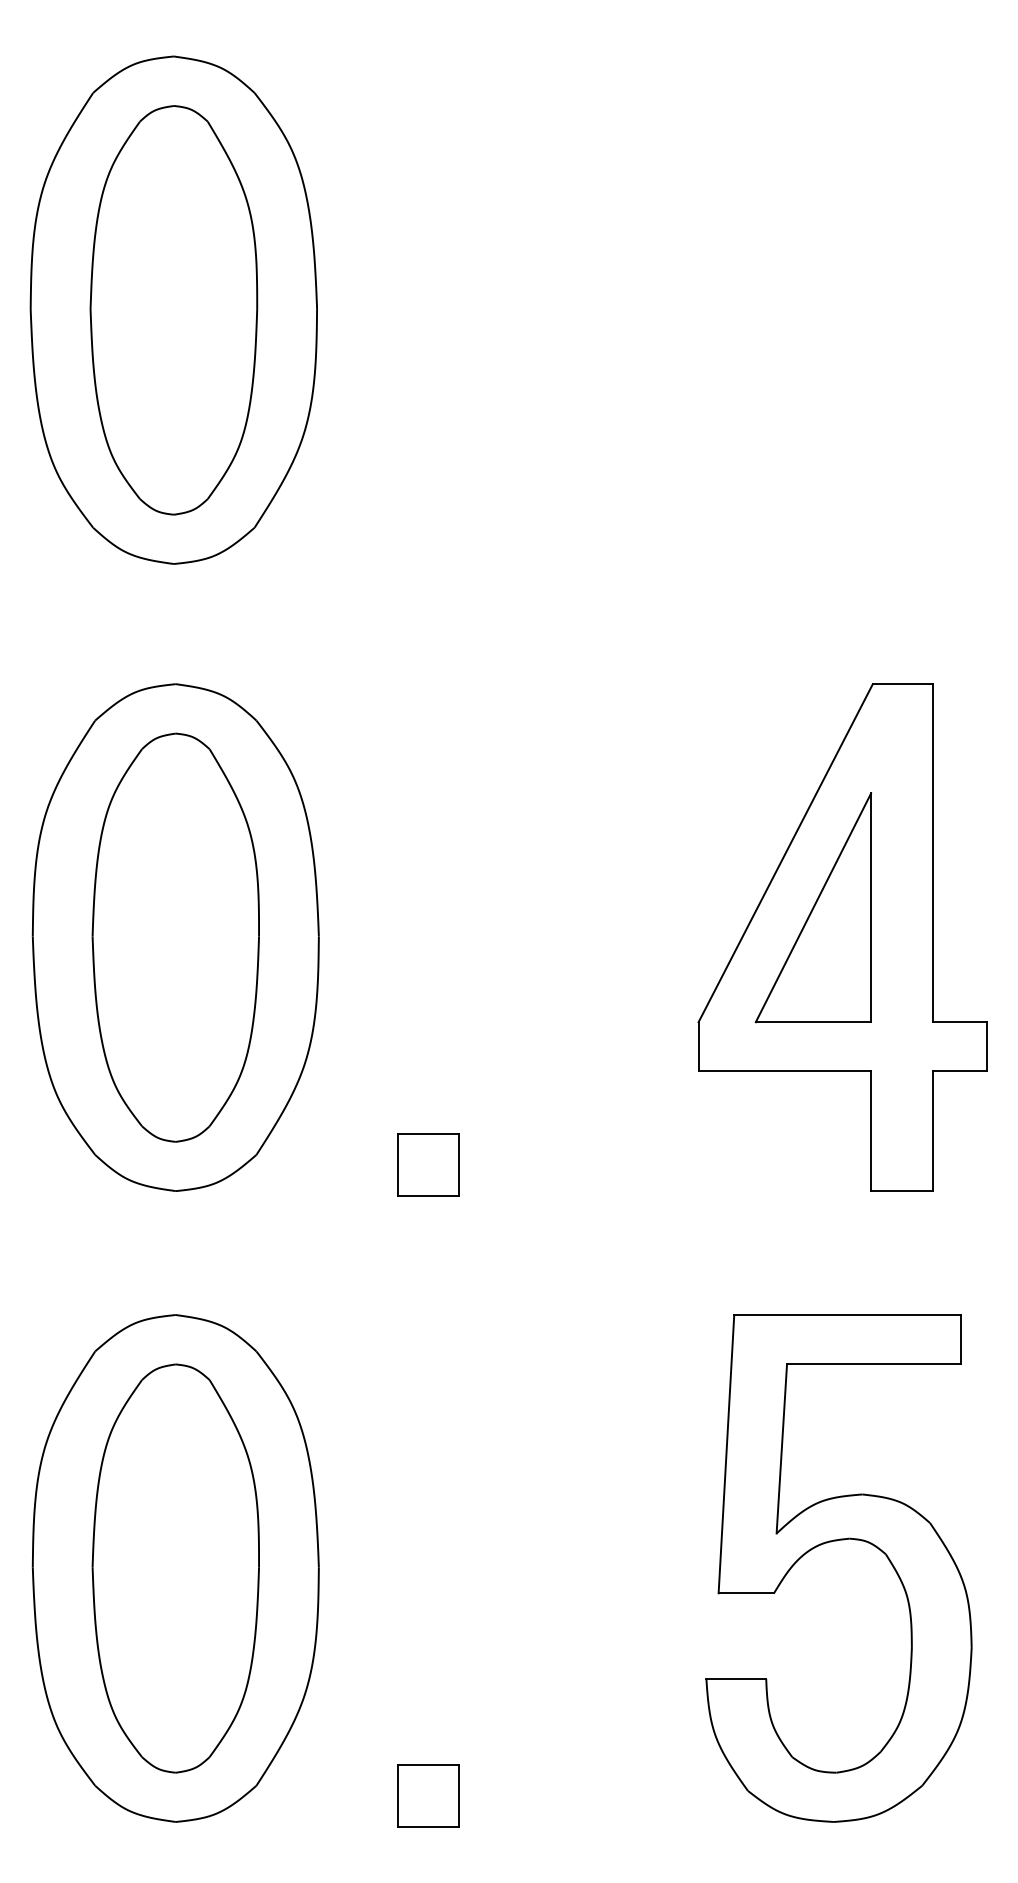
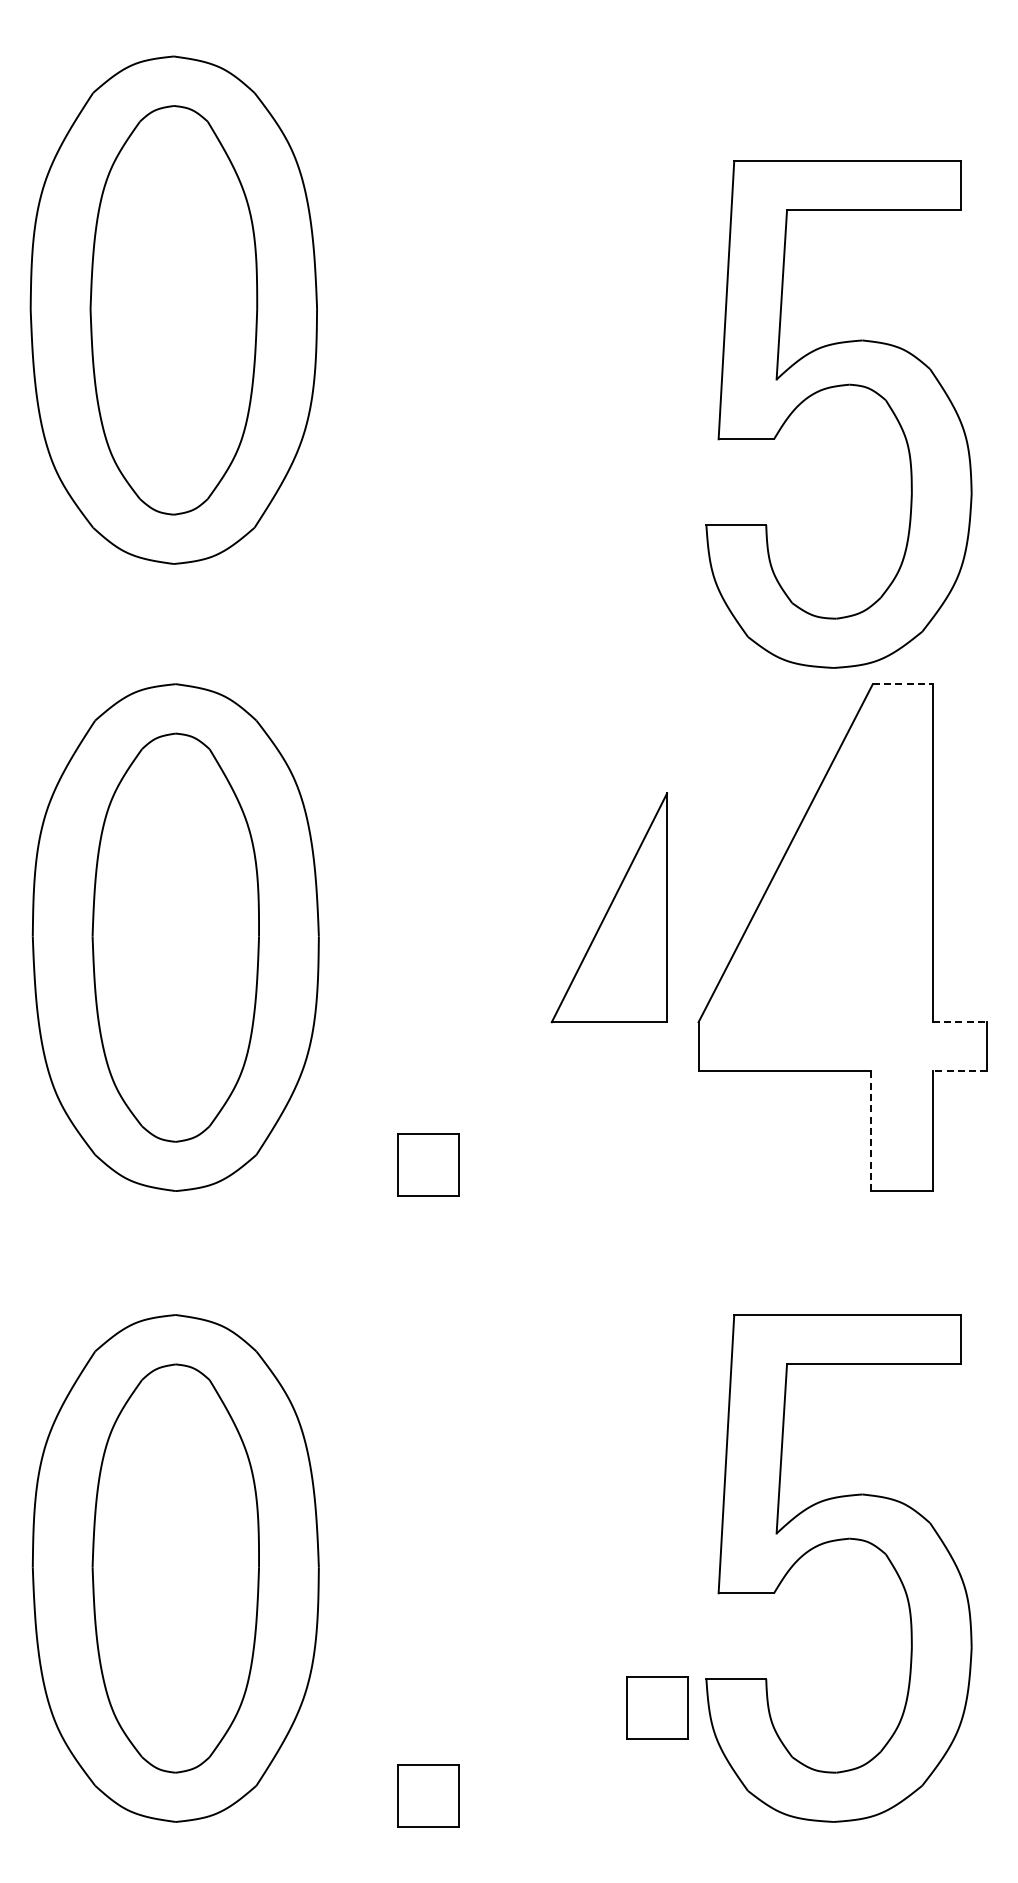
part: none -> present (831, 388)
line: solid -> dashed (902, 684)
part position: (813, 907) -> (609, 907) (609, 907)
line: solid -> dashed (960, 1022)
line: solid -> dashed (959, 1071)
line: solid -> dashed (871, 1131)
part: none -> present (657, 1707)
